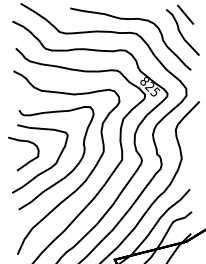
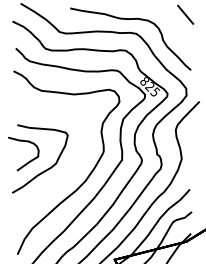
curve: present -> none (181, 32)
curve: present -> none (70, 171)
